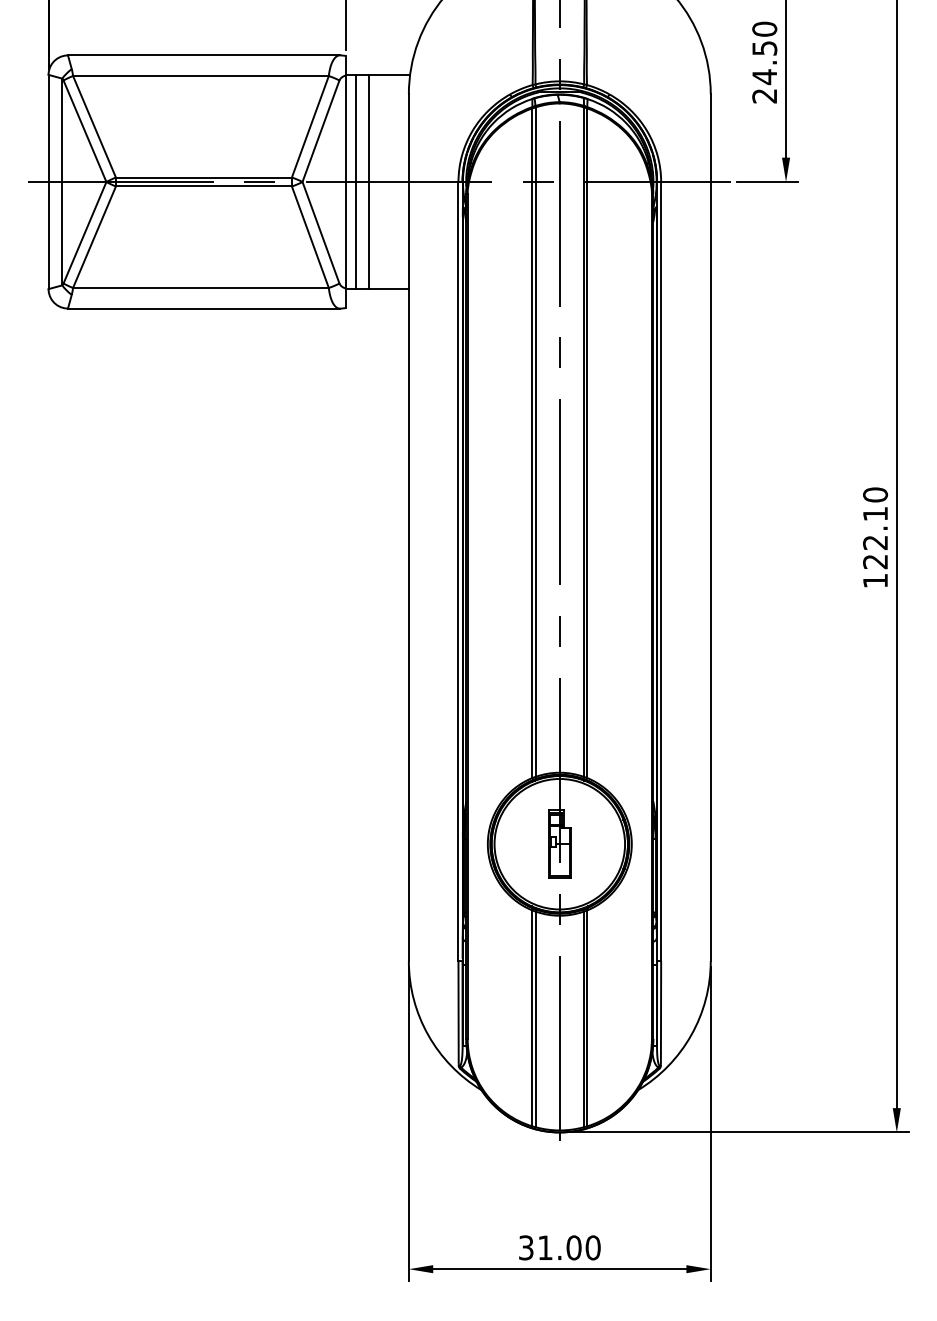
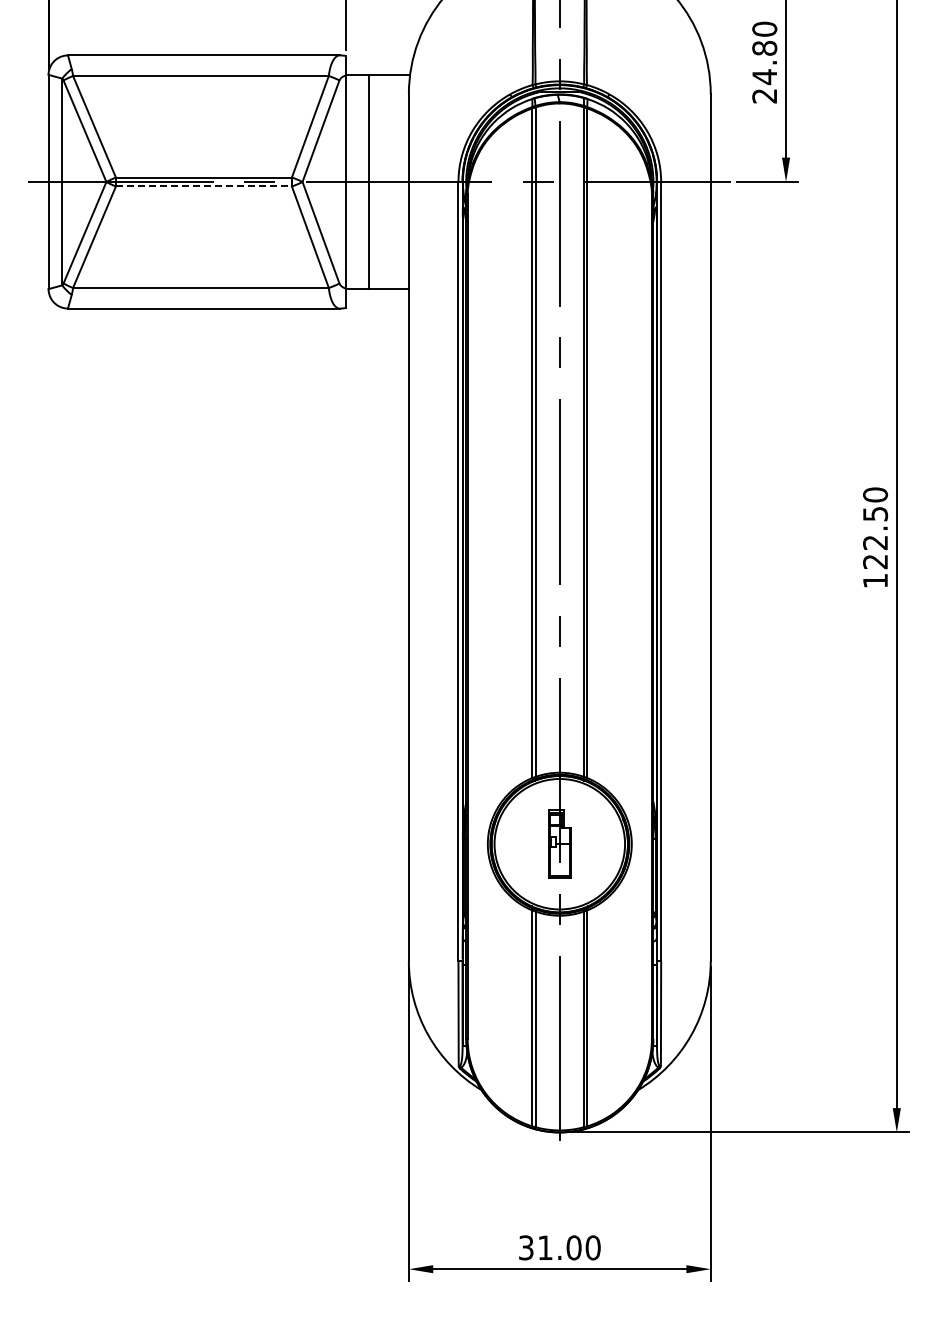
text: 24.50 -> 24.80 (764, 47)
line: present -> none (356, 181)
line: solid -> dashed (203, 186)
text: 122.10 -> 122.50 (875, 514)
